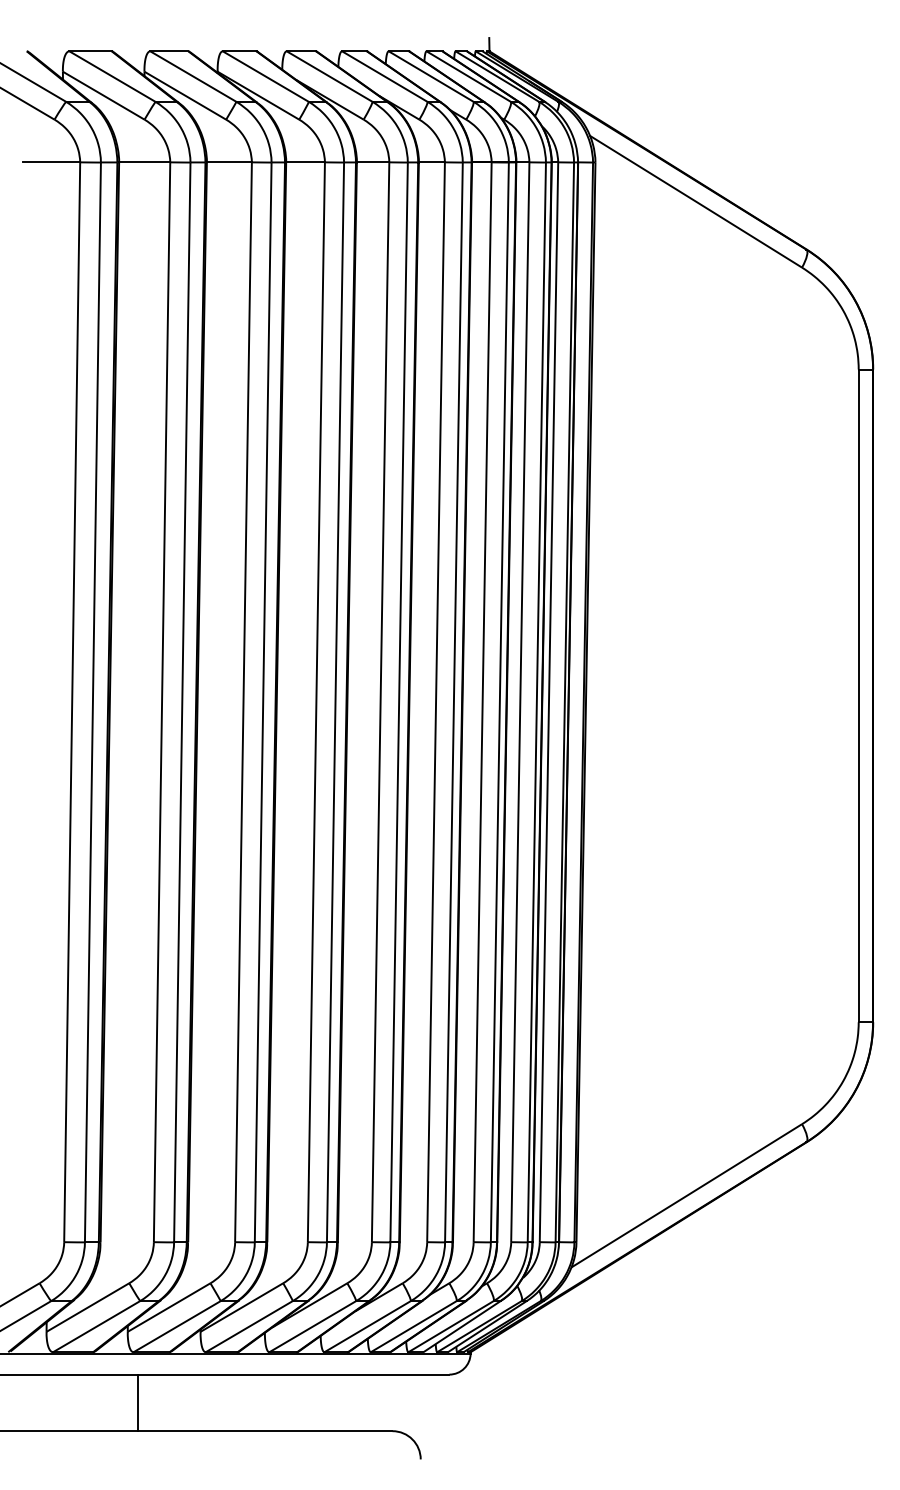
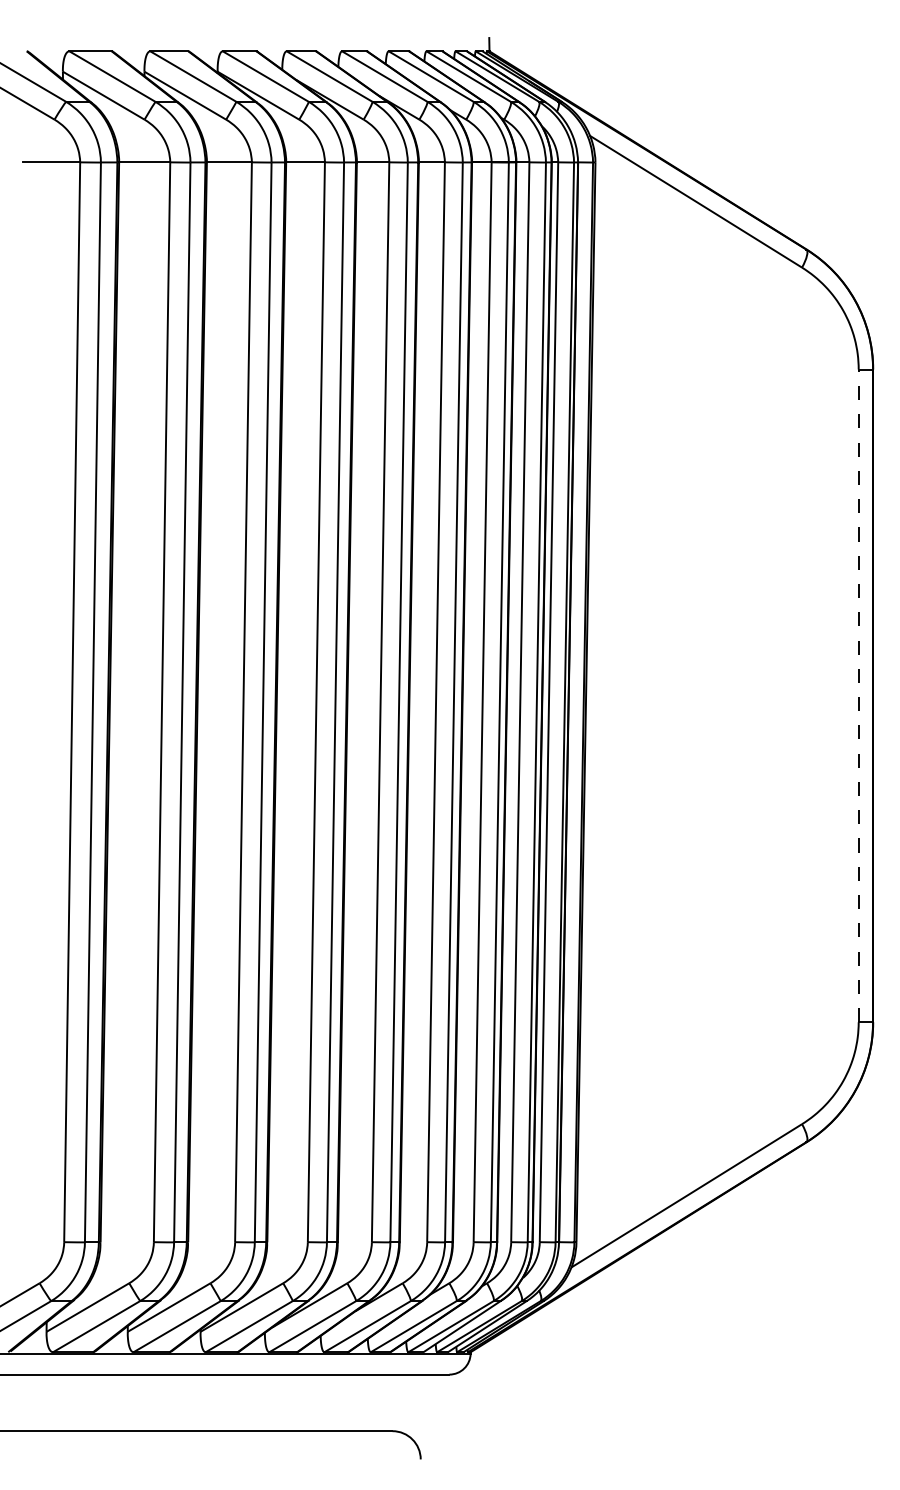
line: solid -> dashed (858, 695)
line: present -> none (137, 1402)
